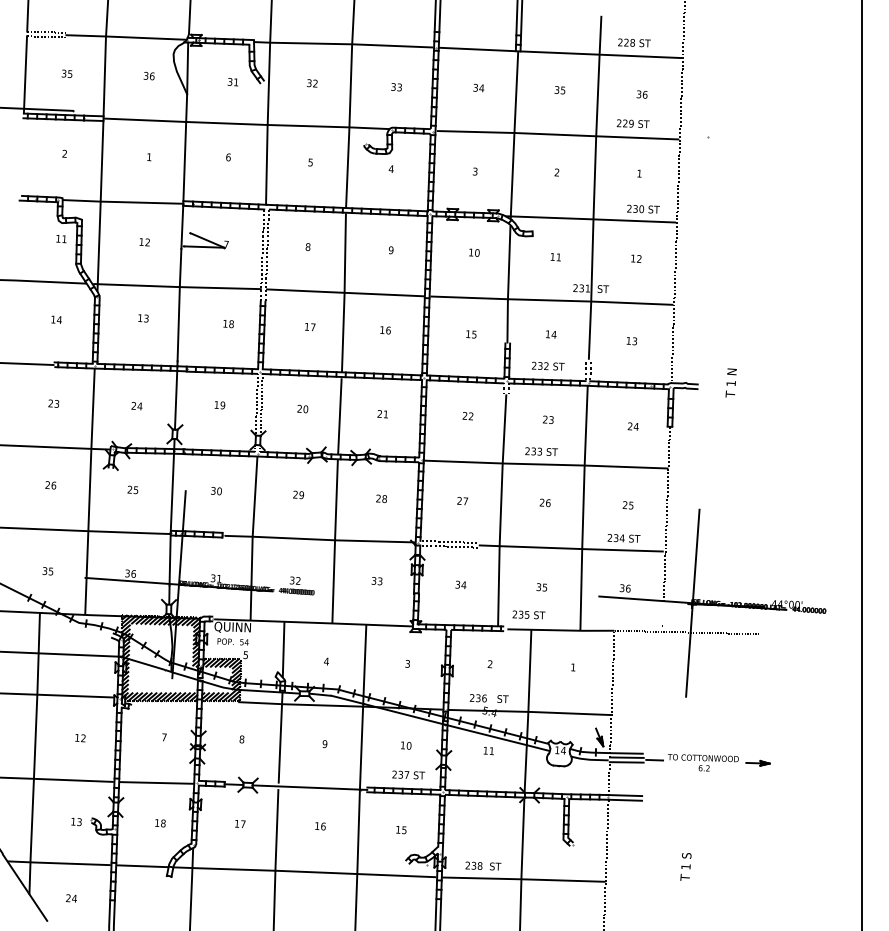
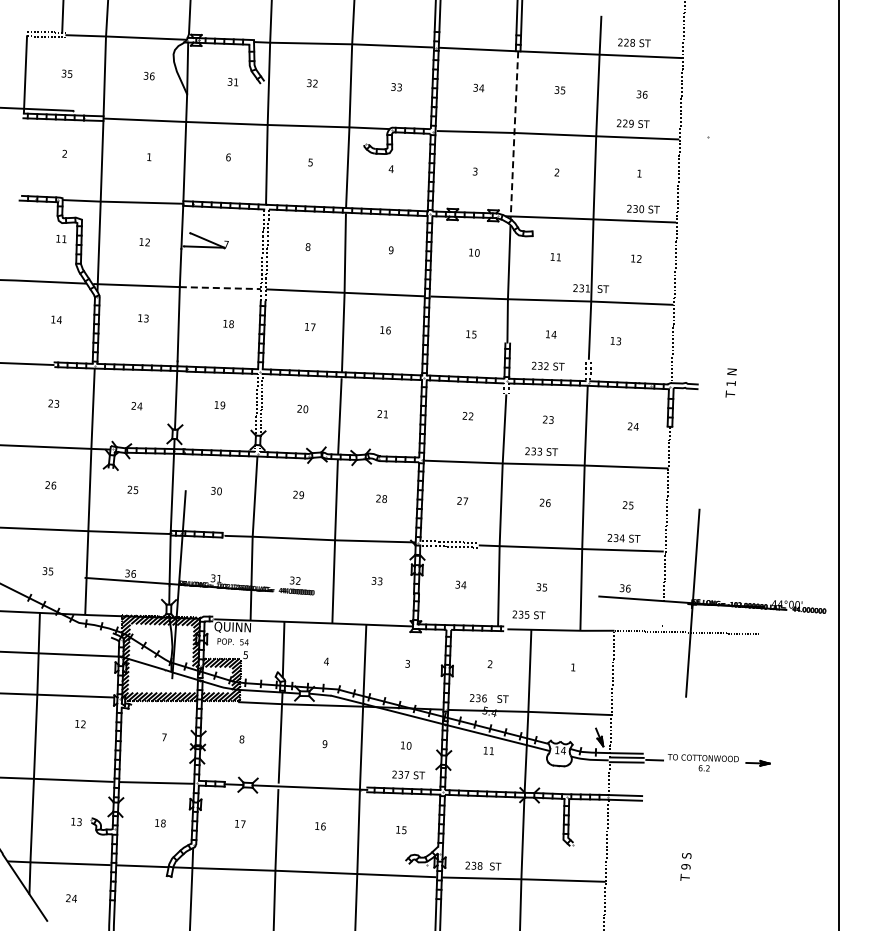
line position: (27, 16) -> (62, 17) (62, 17)
line: solid -> dashed (514, 135)
line: solid -> dashed (220, 288)
text position: (631, 341) -> (615, 341) (615, 341)
line position: (862, 464) -> (839, 464) (839, 464)
text position: (80, 738) -> (80, 724) (80, 724)
text: 1 -> 9 (685, 866)
